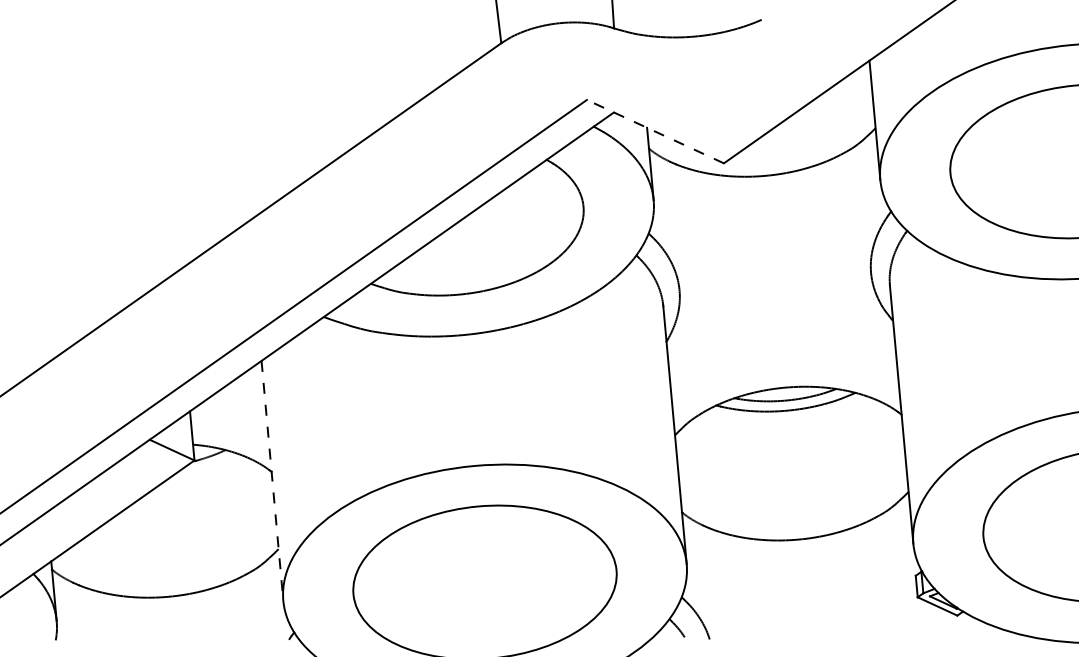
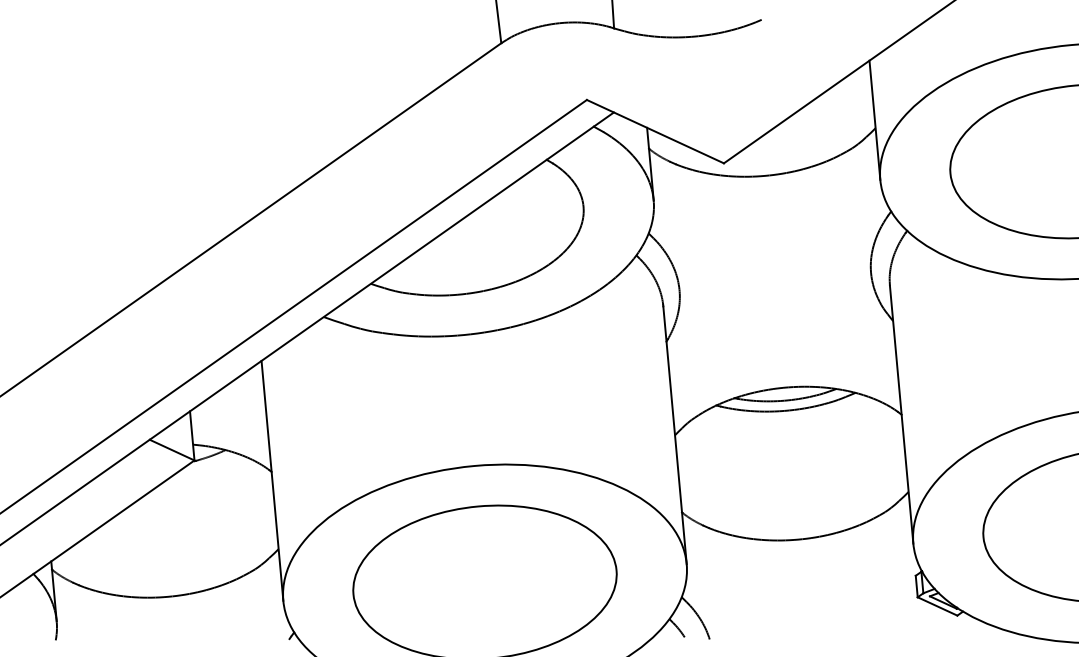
line: dashed -> solid (654, 131)
line: dashed -> solid (272, 481)
